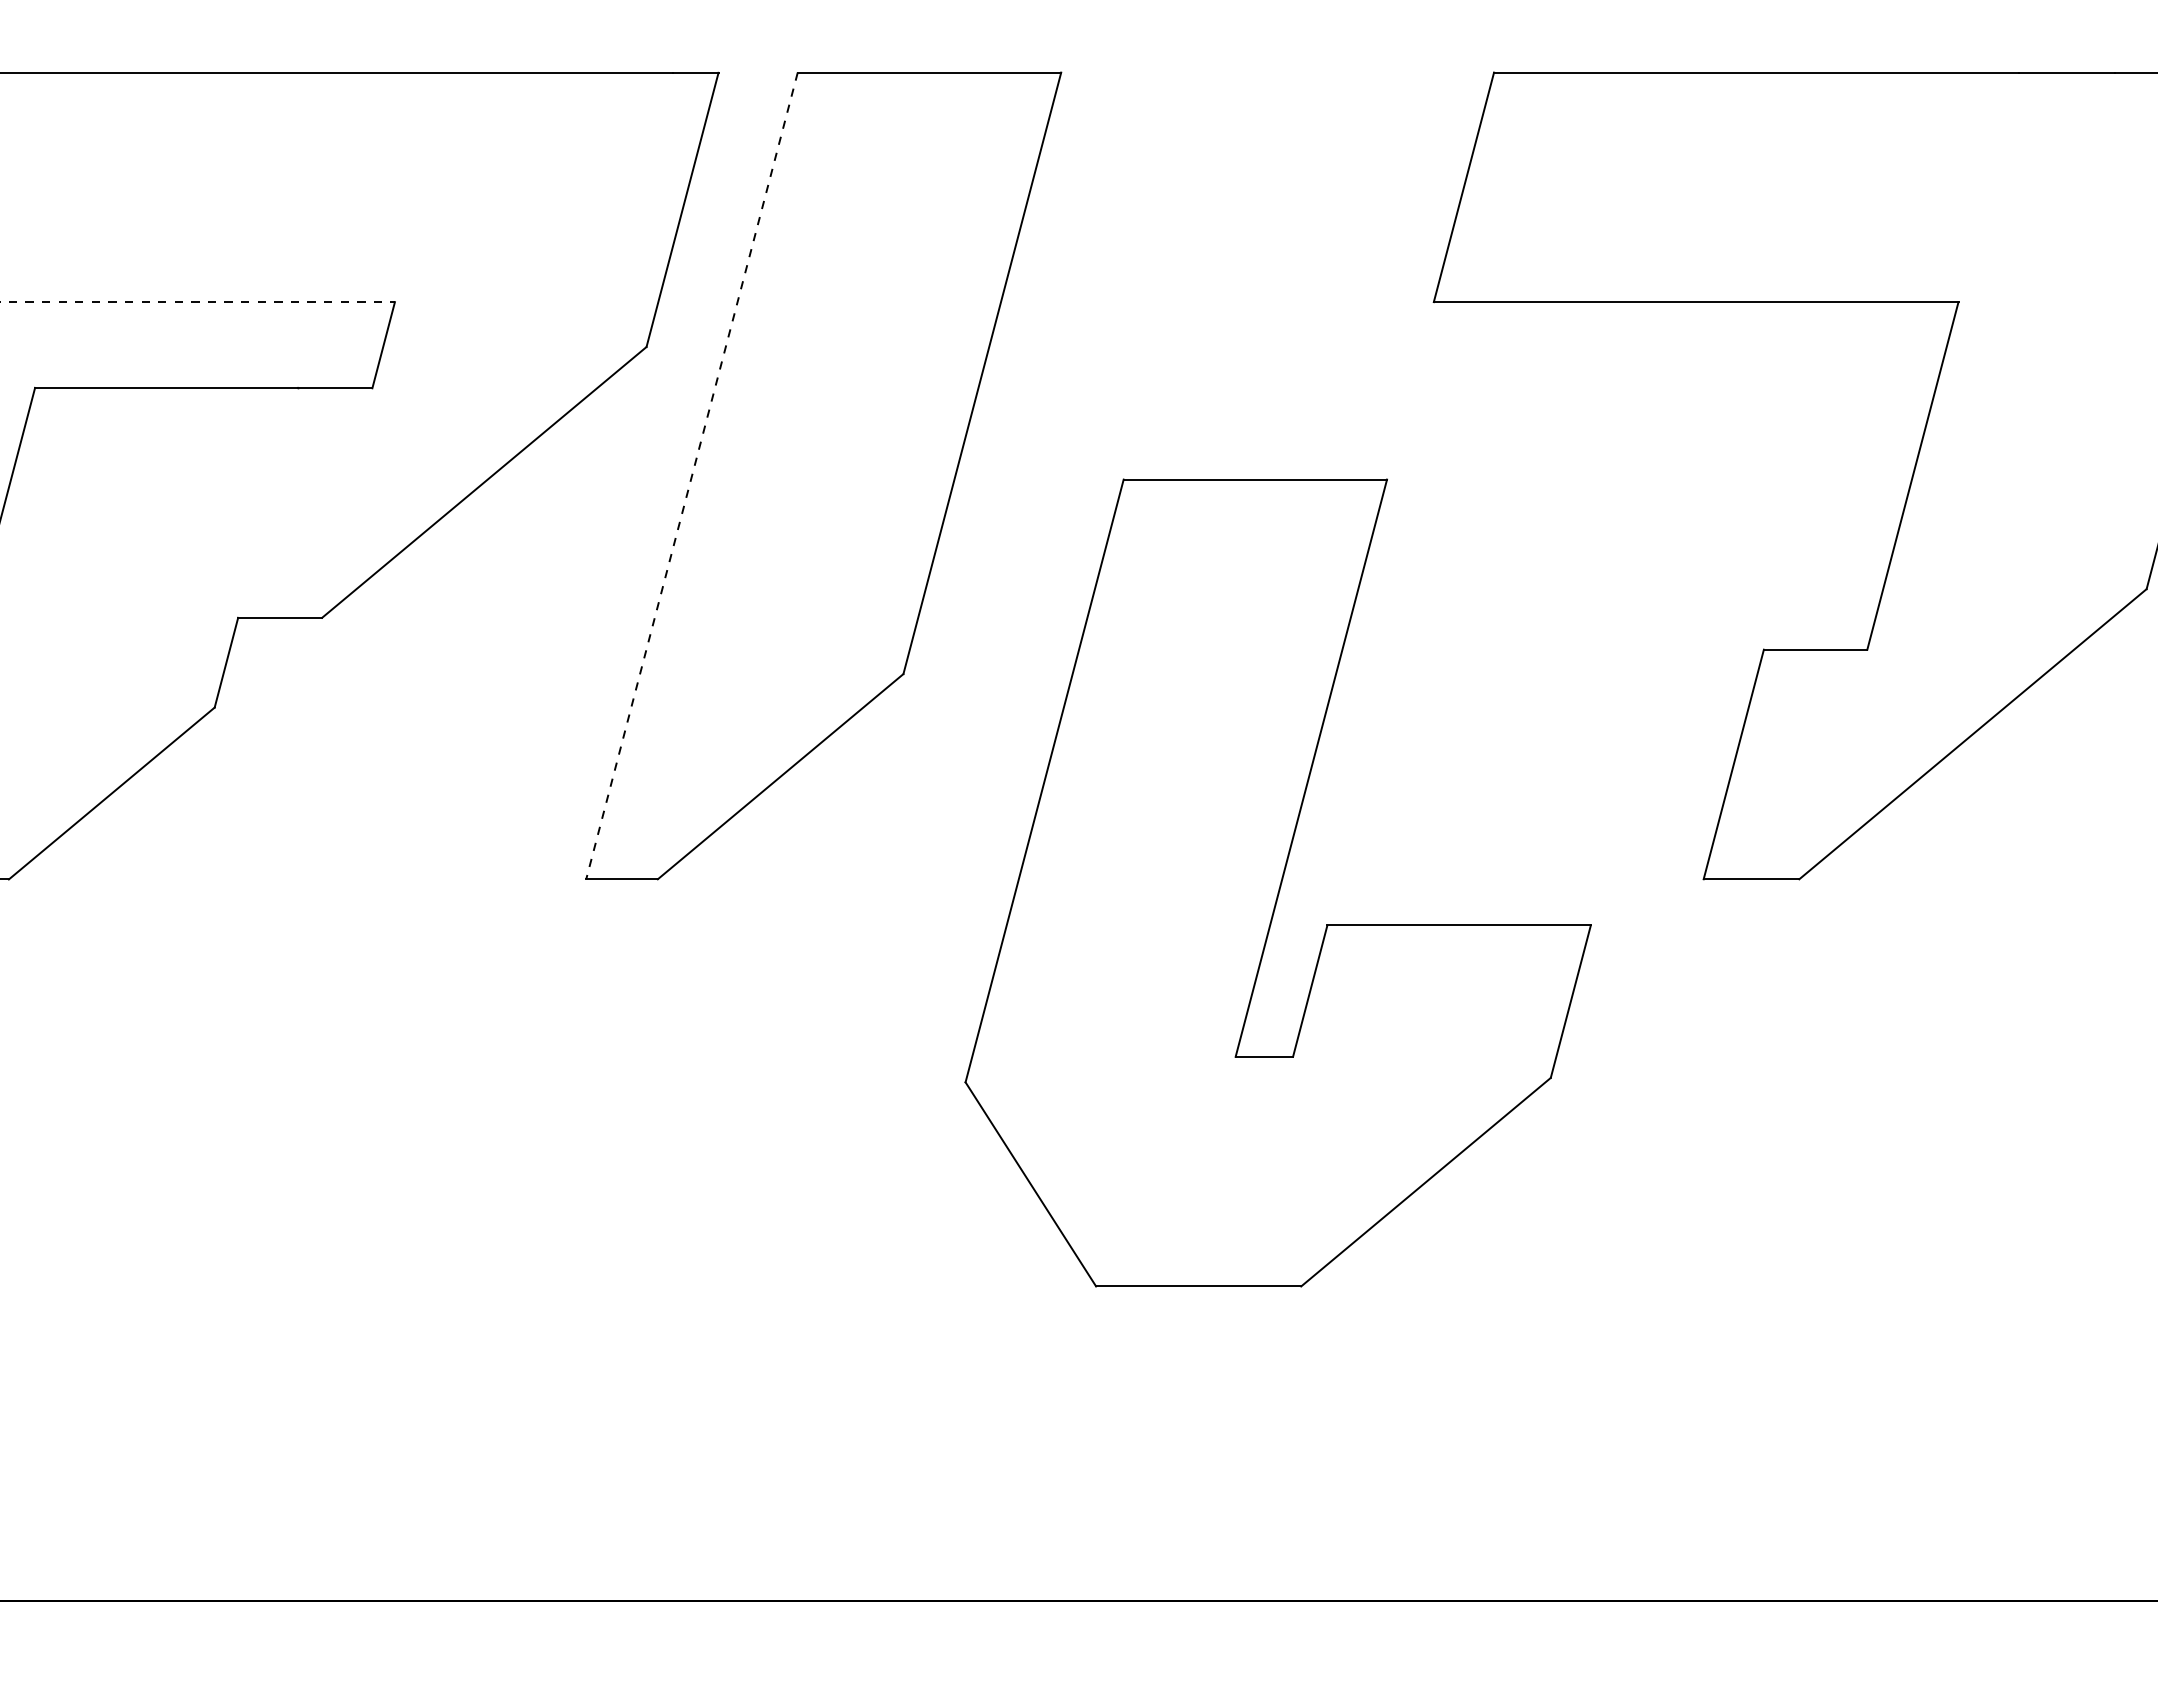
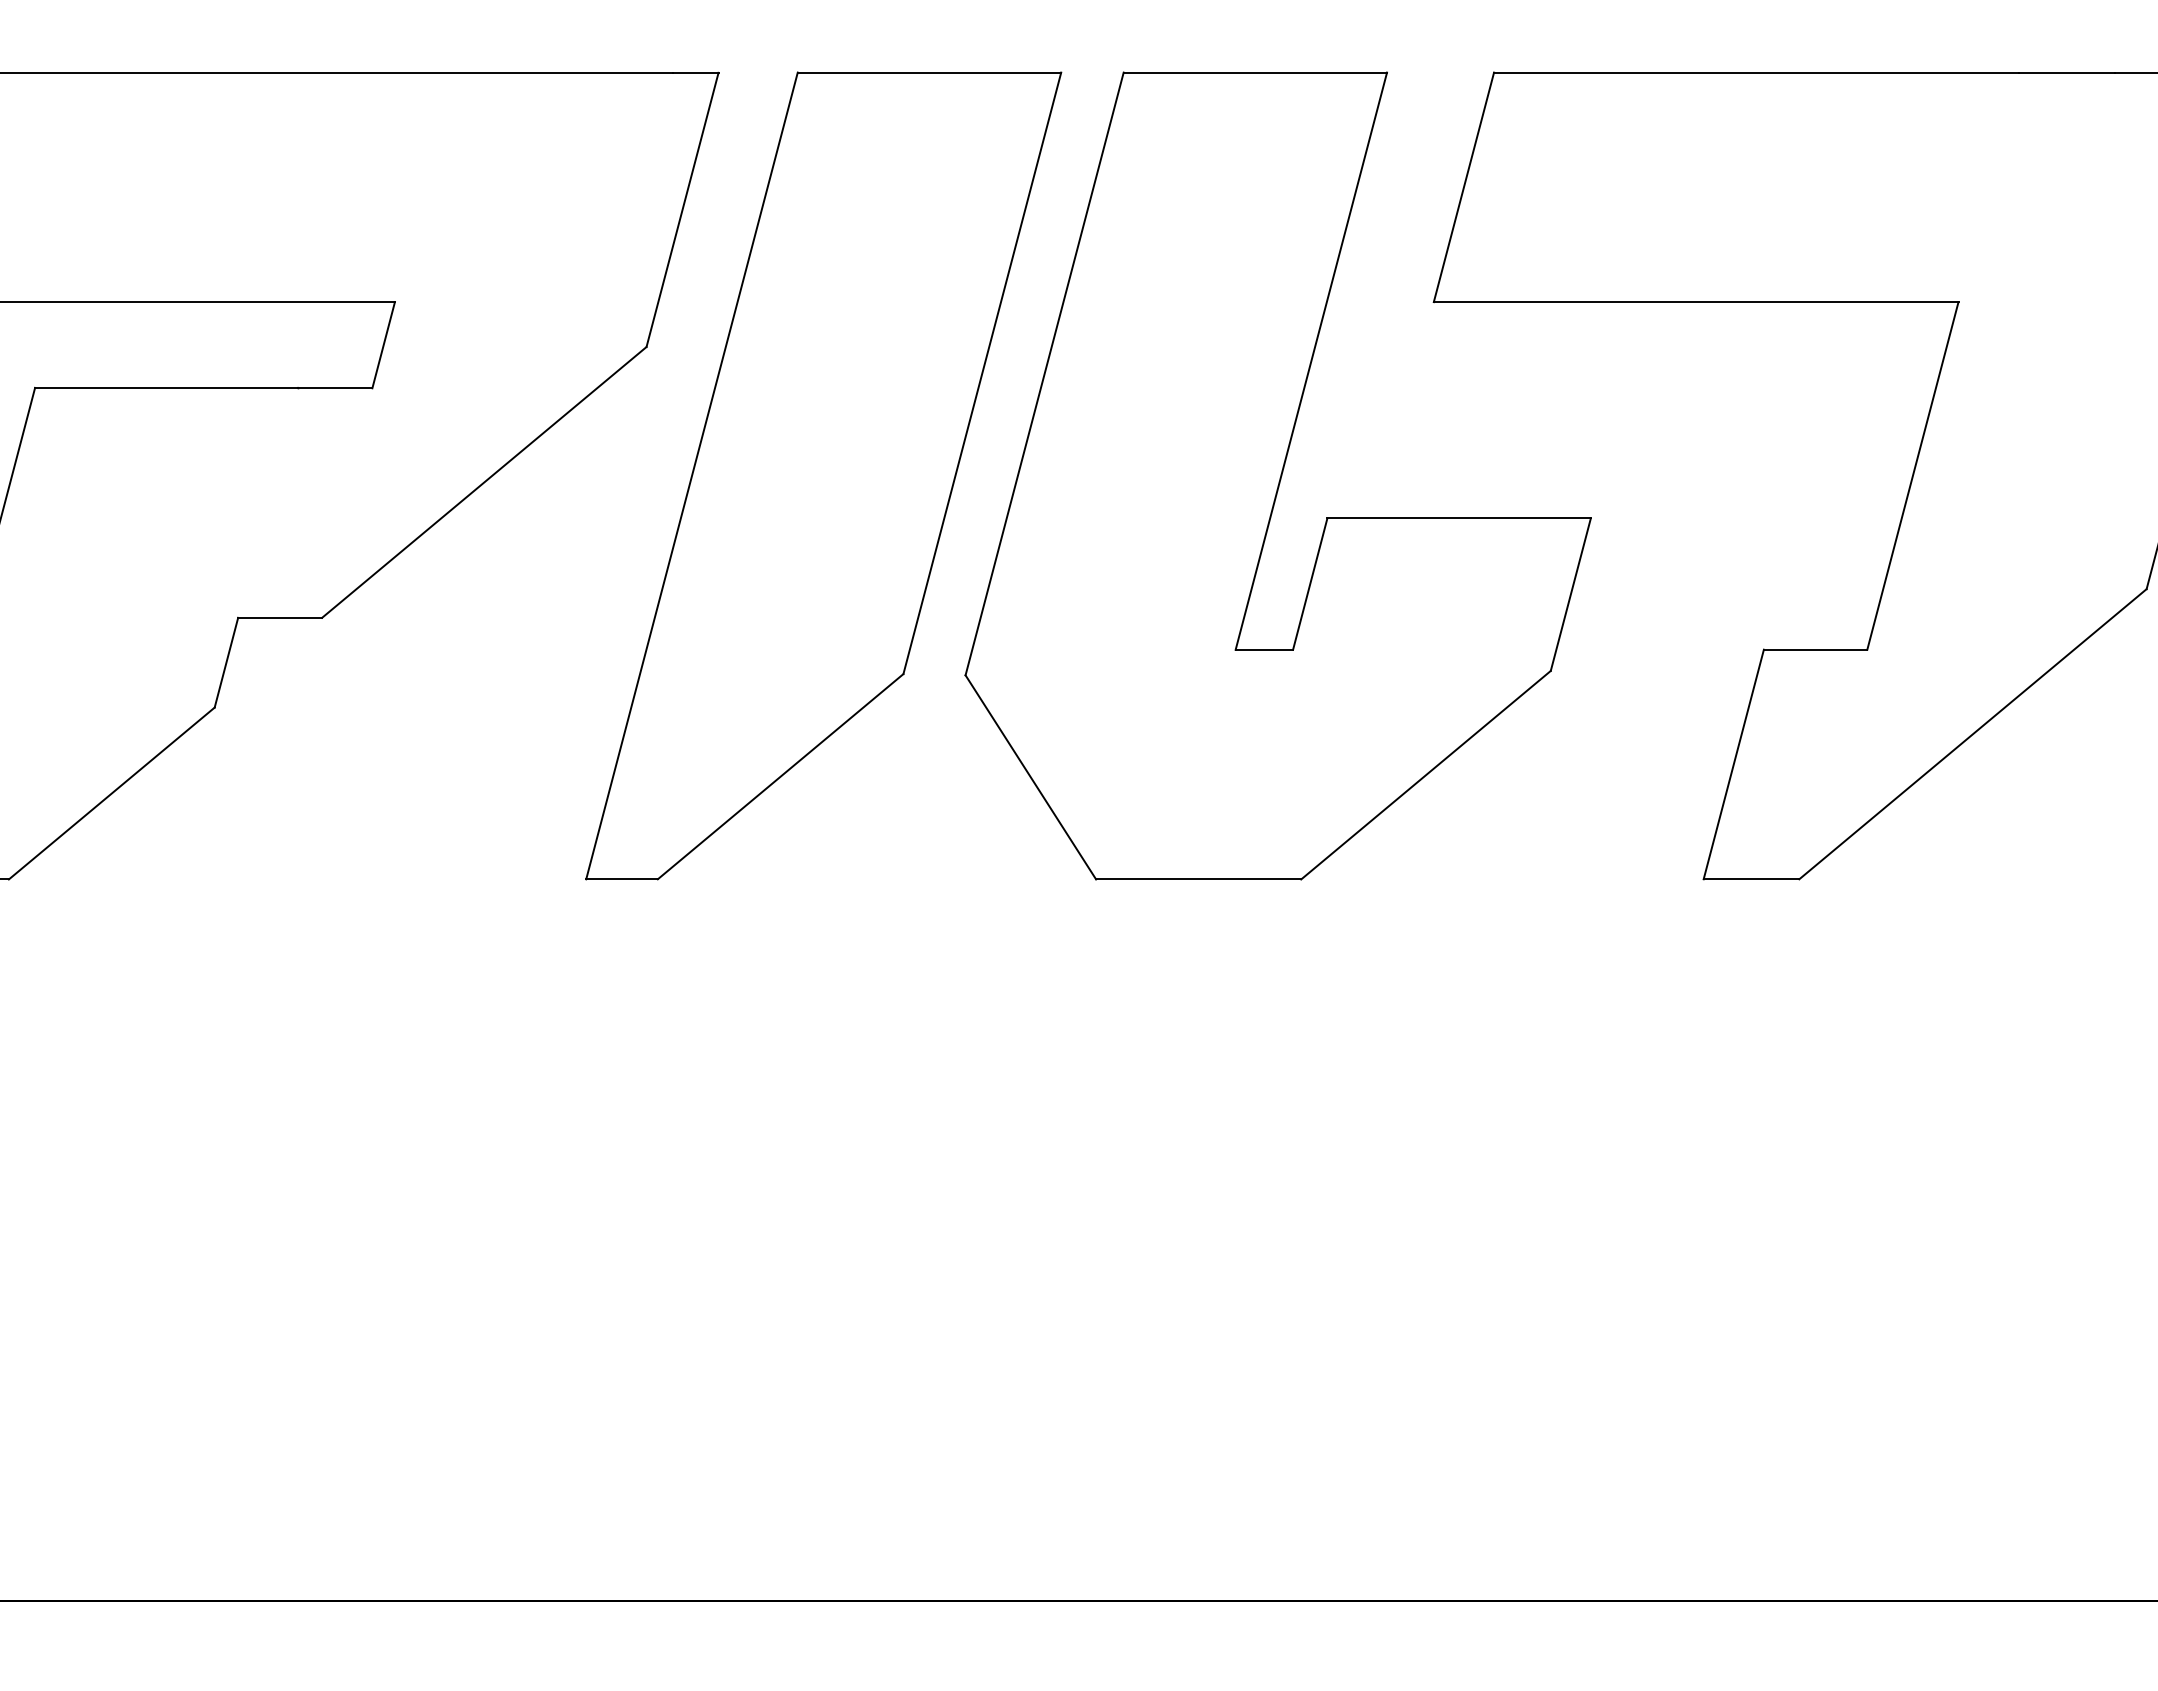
line: dashed -> solid (198, 302)
line: dashed -> solid (692, 475)
part position: (1277, 882) -> (1277, 475) (1277, 475)
